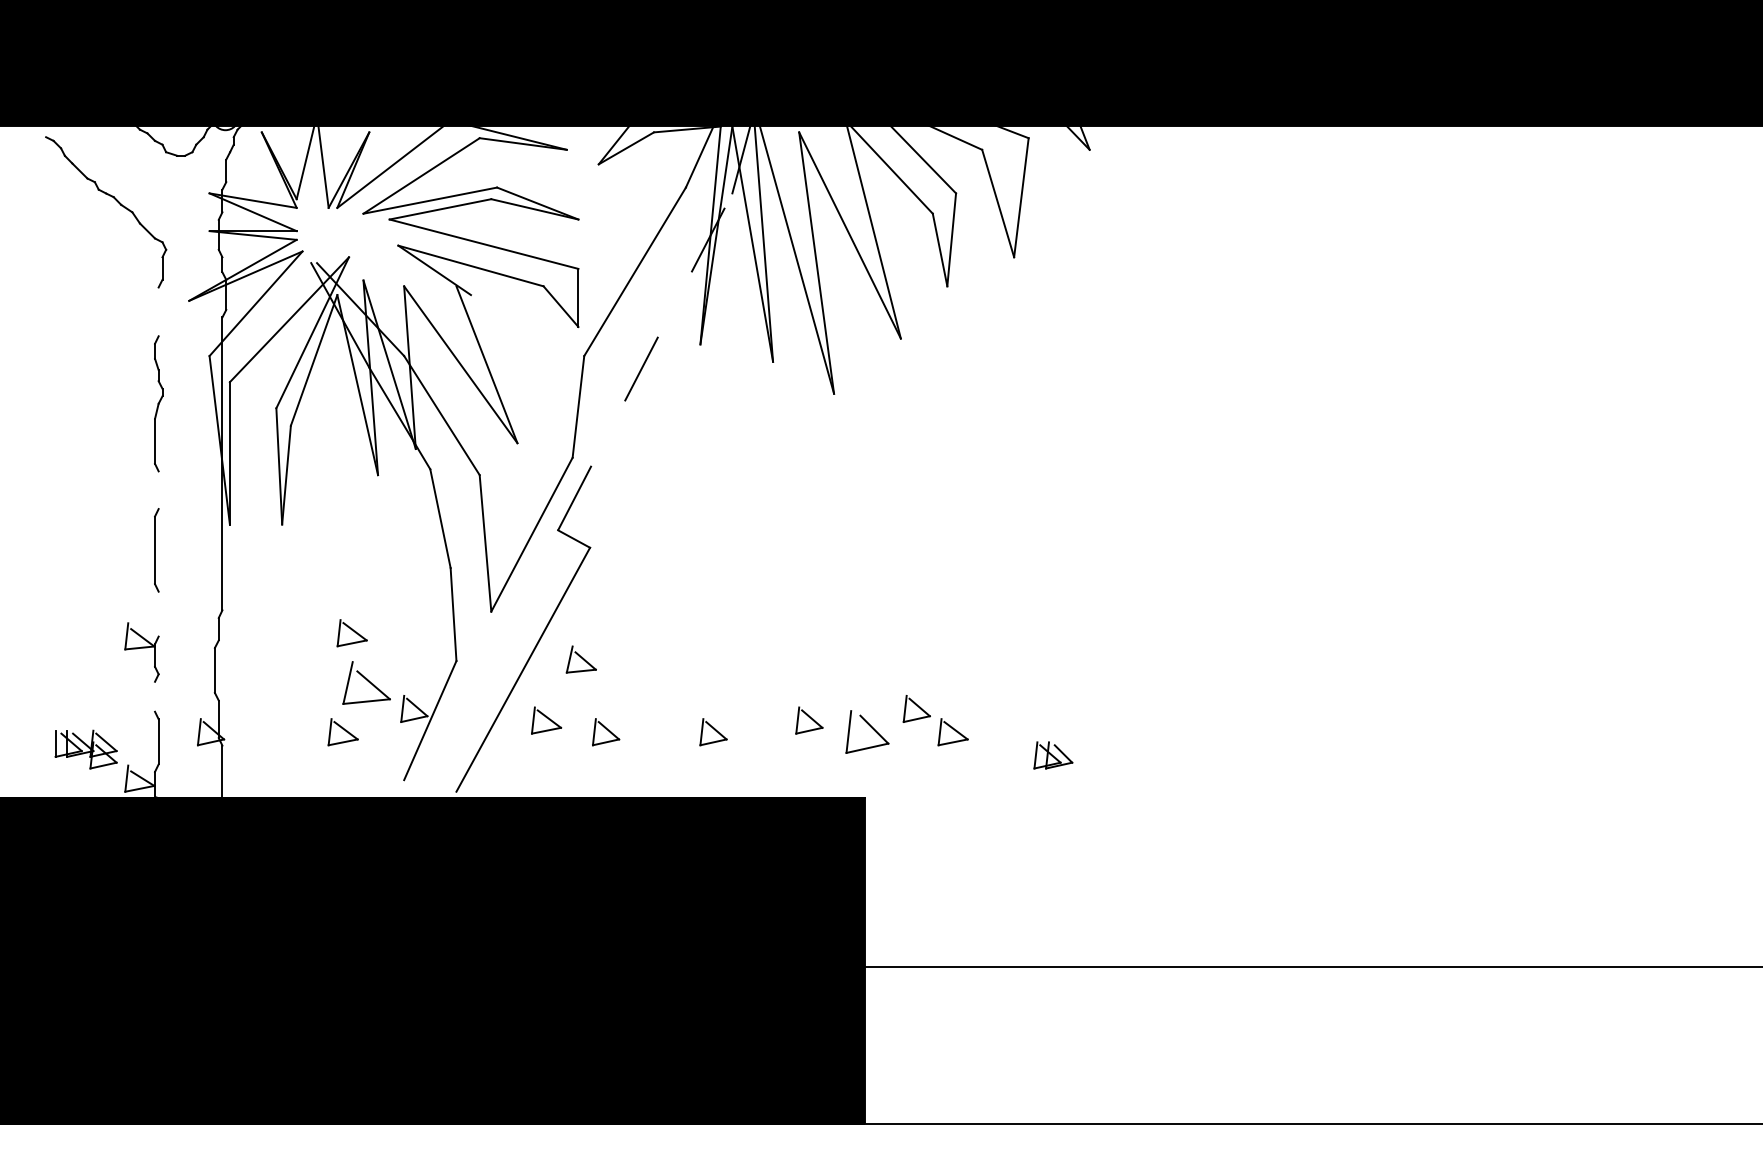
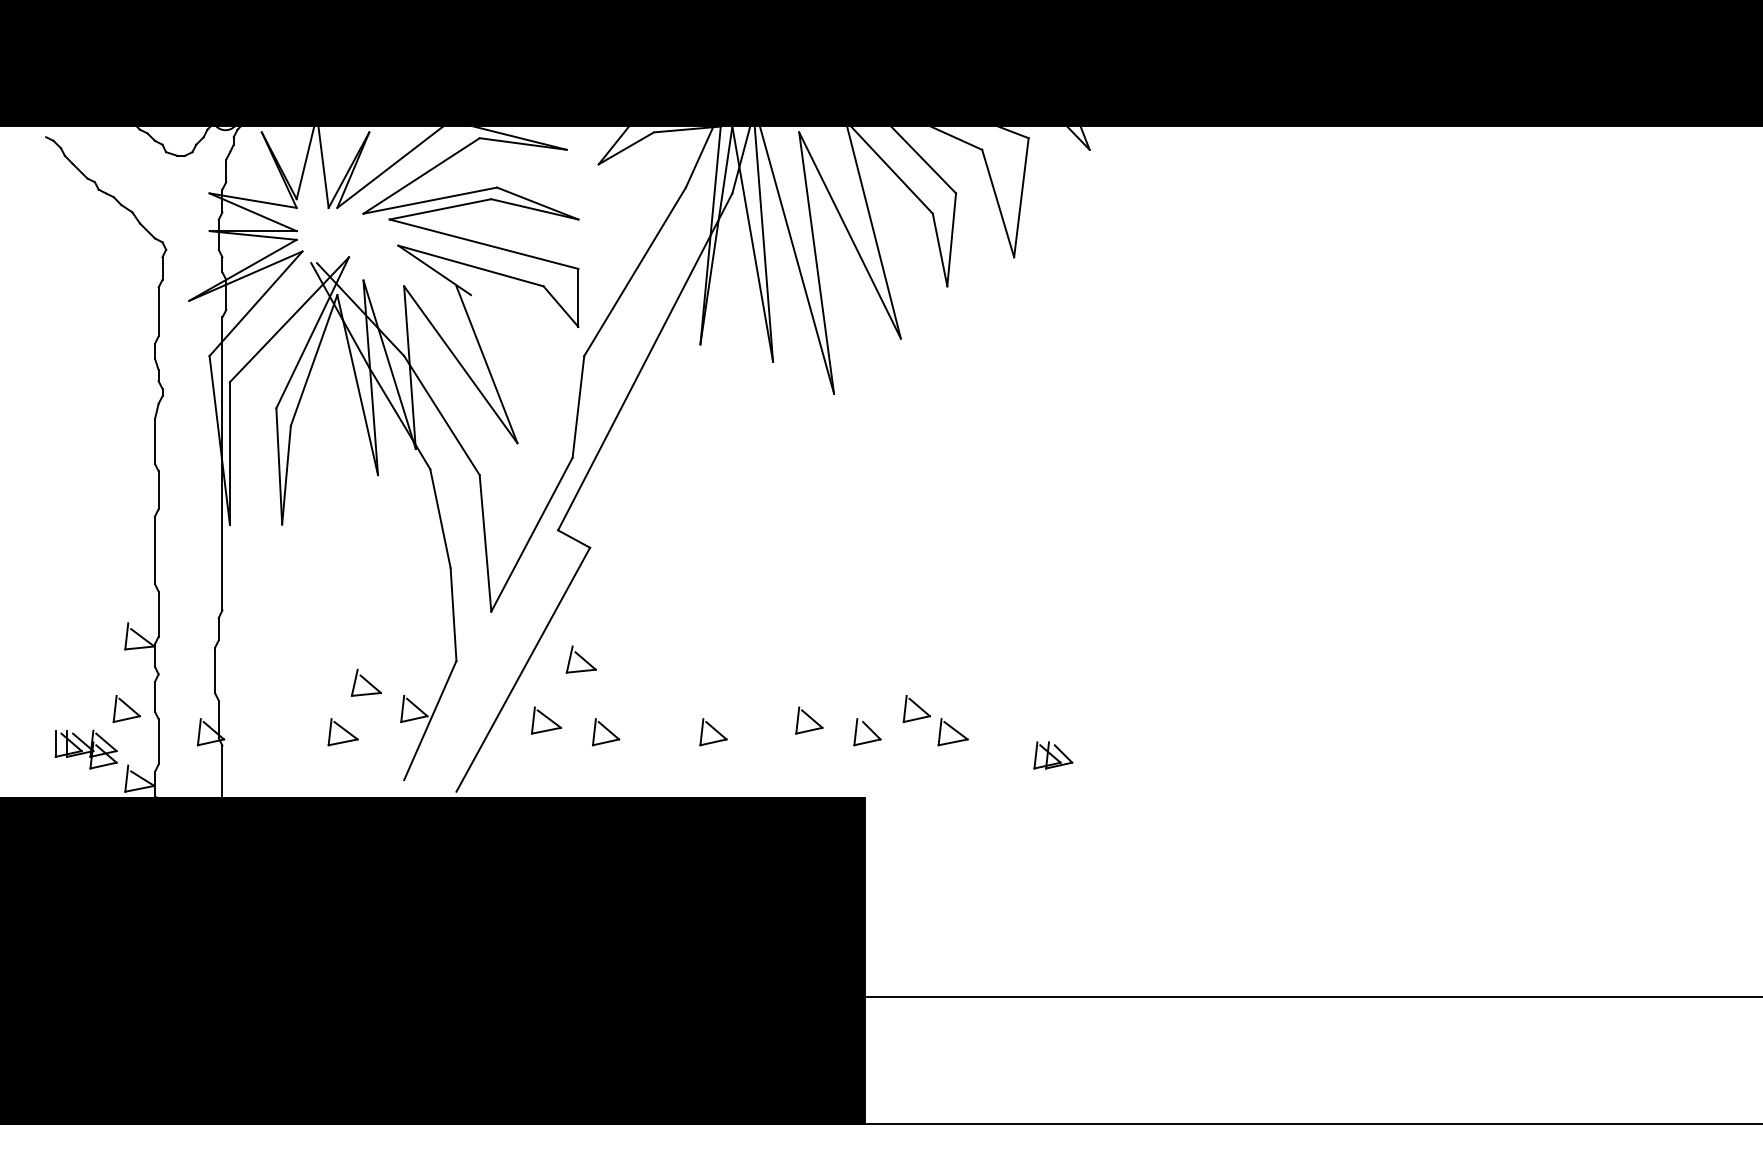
line: none -> present (158, 311)
line: dashed -> solid (645, 361)
line: none -> present (158, 490)
line: none -> present (158, 613)
part: present -> none (351, 633)
part size: 49x44 px -> 32x29 px (365, 682)
line: none -> present (155, 696)
part: none -> present (126, 708)
part size: 45x44 px -> 29x29 px (867, 732)
line position: (1312, 967) -> (1312, 997) (1312, 997)
